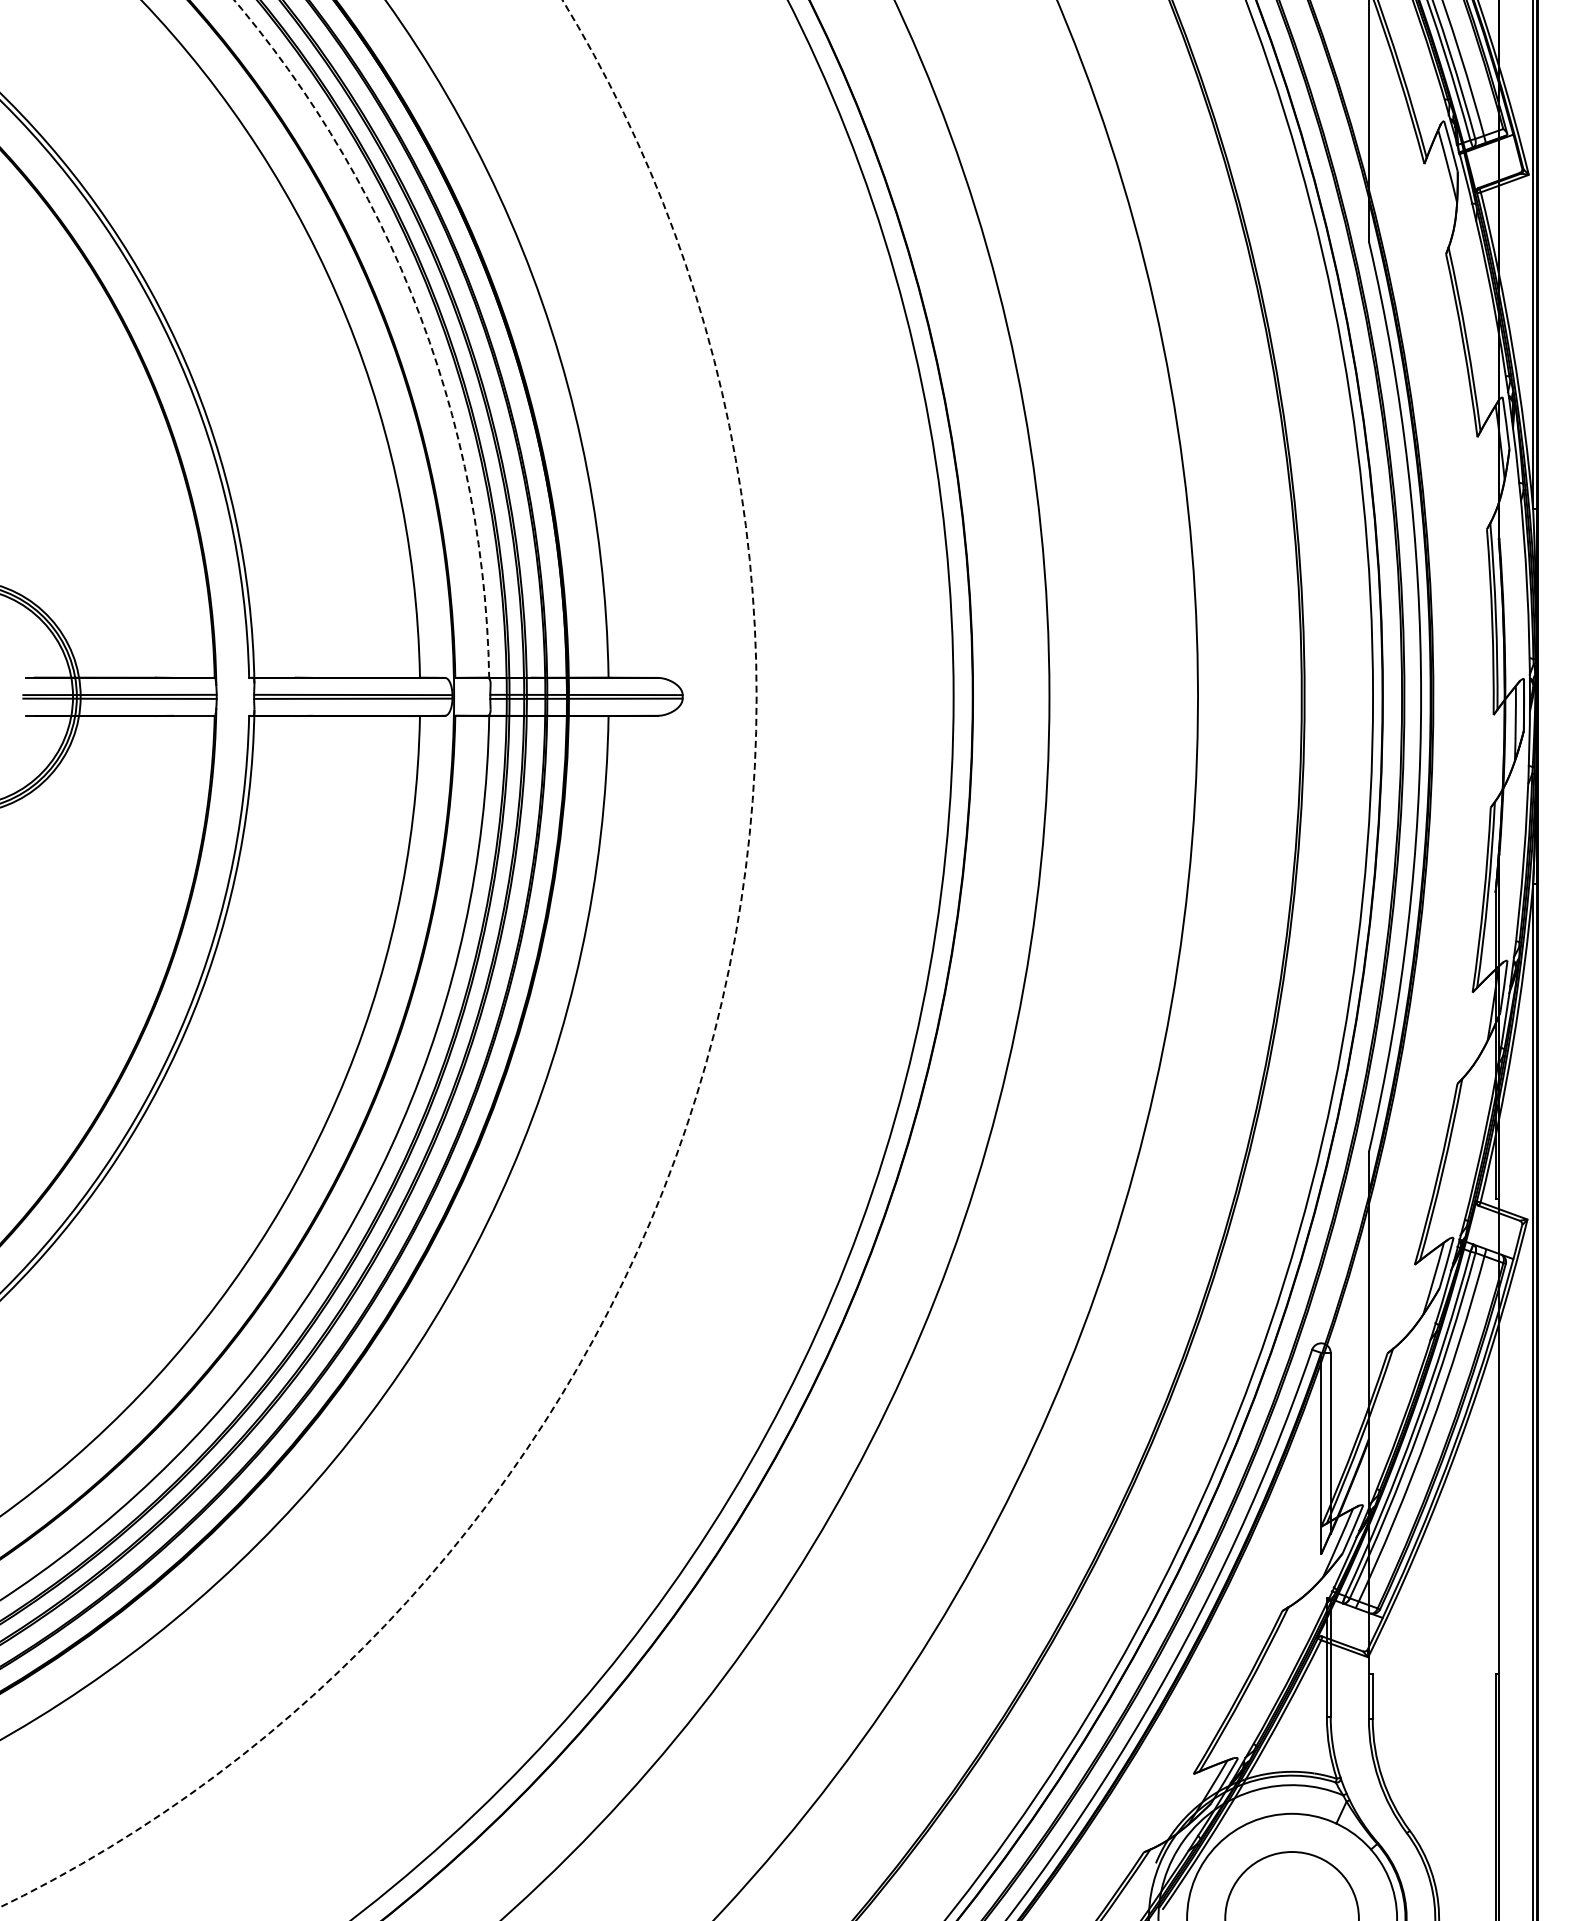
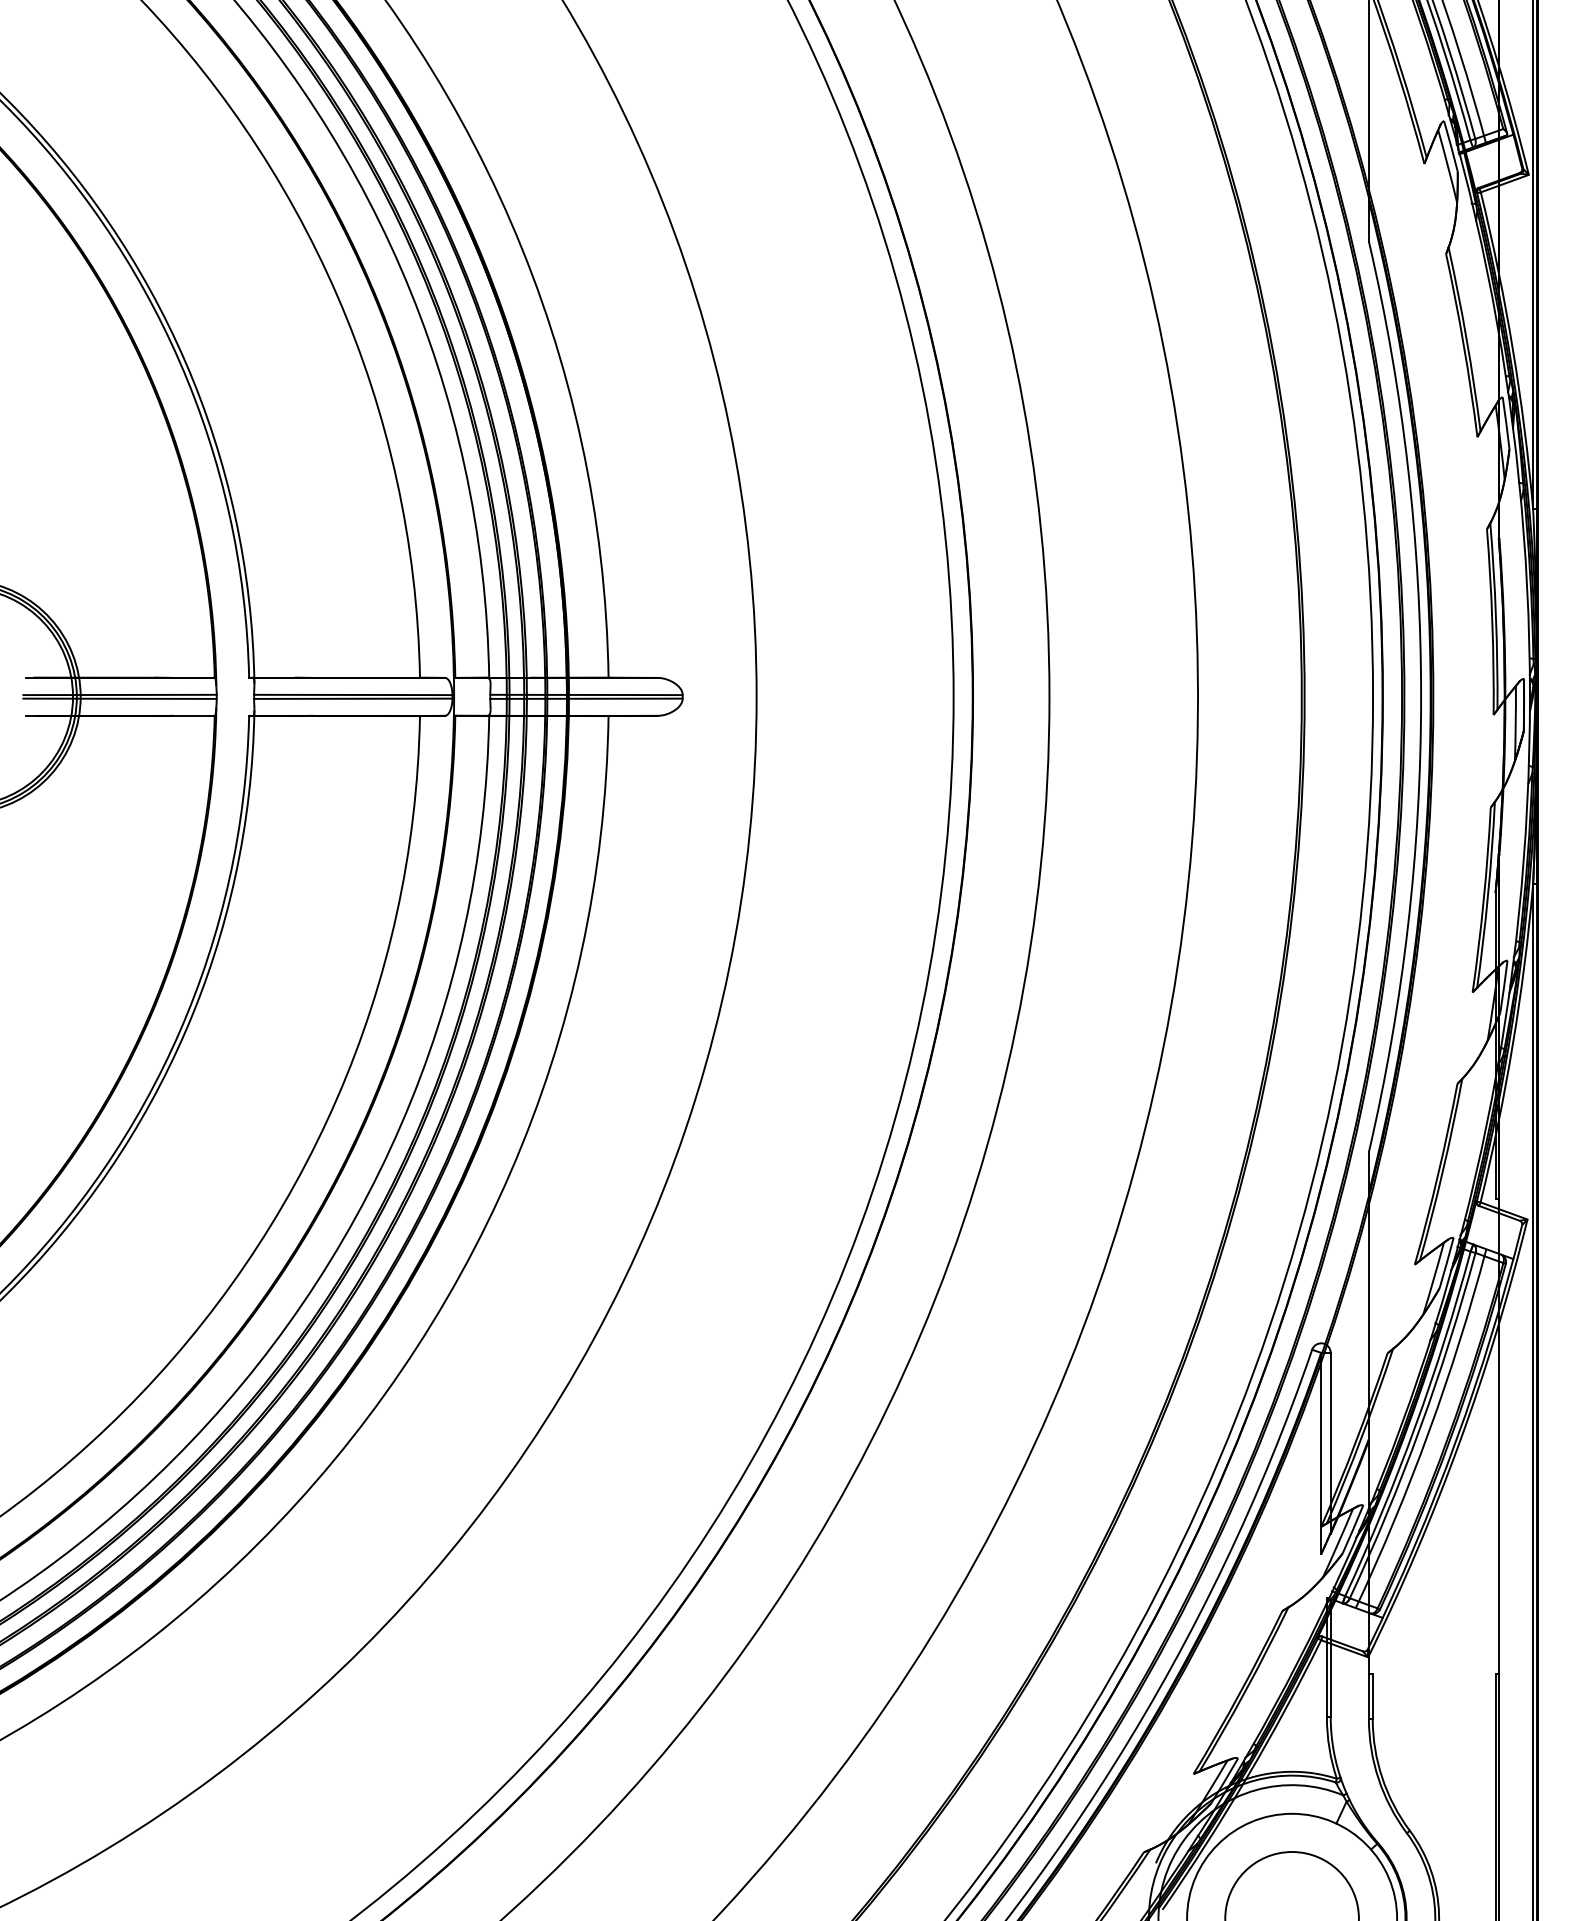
arc: dashed -> solid (420, 316)
circle: dashed -> solid (378, 953)
